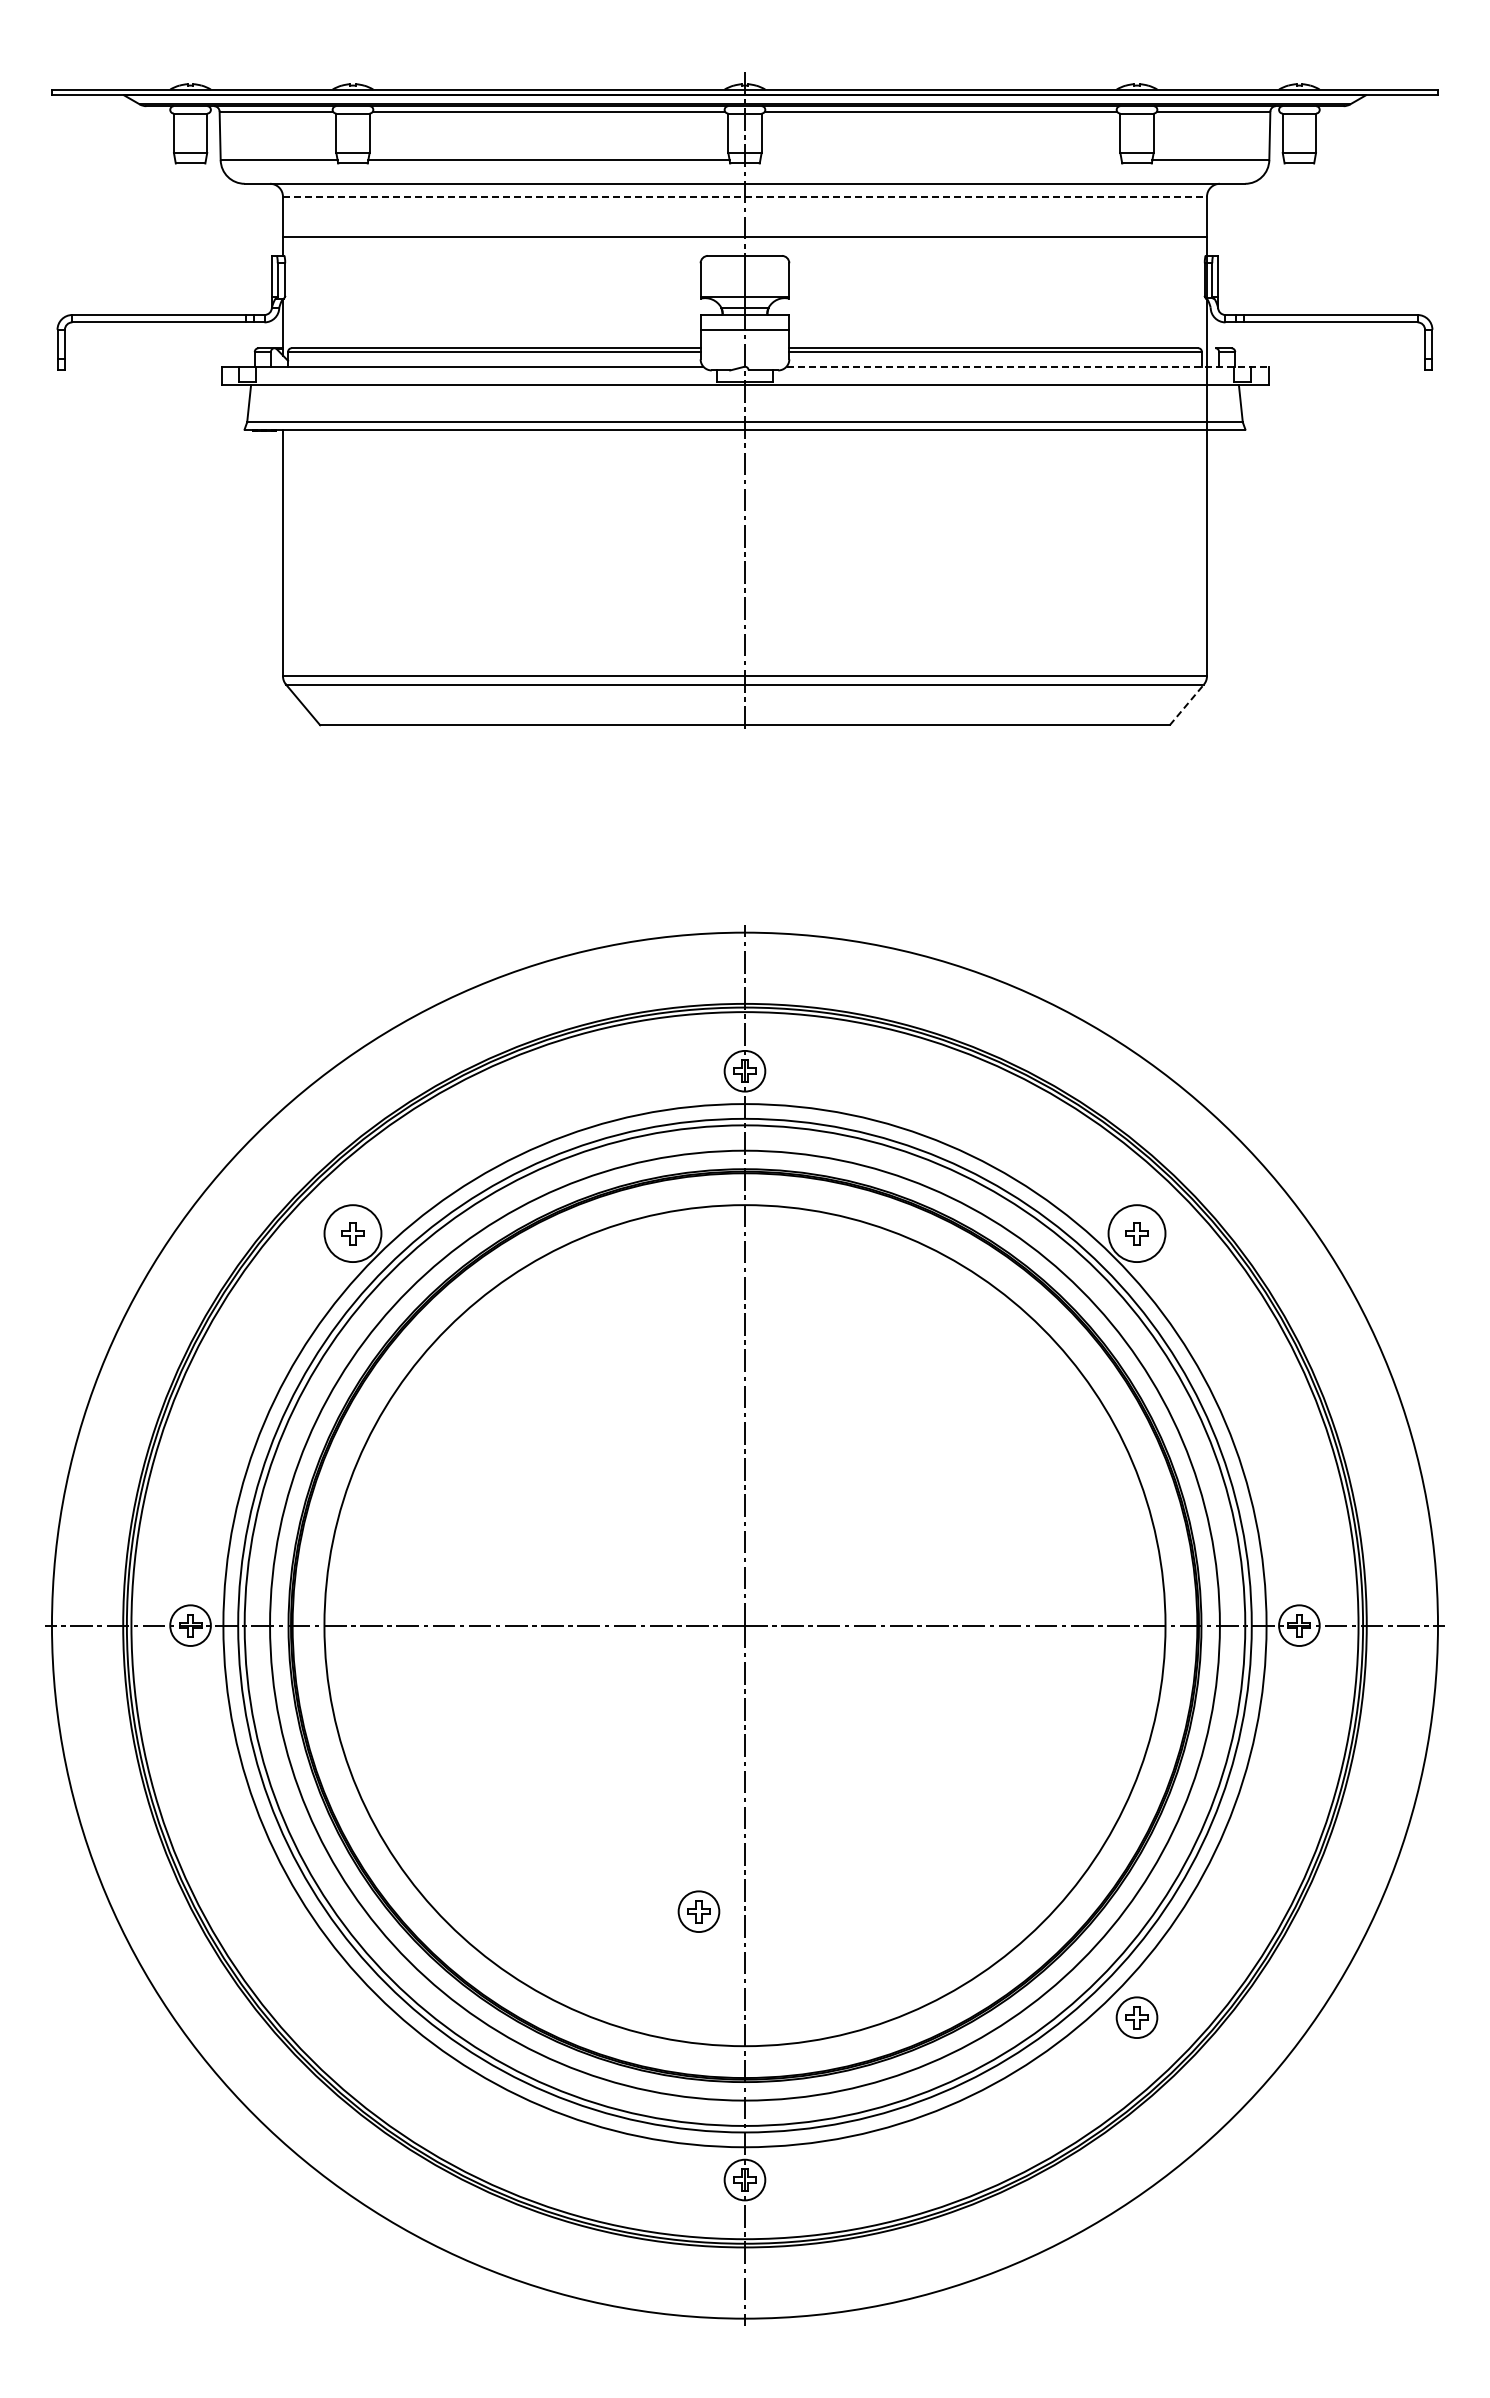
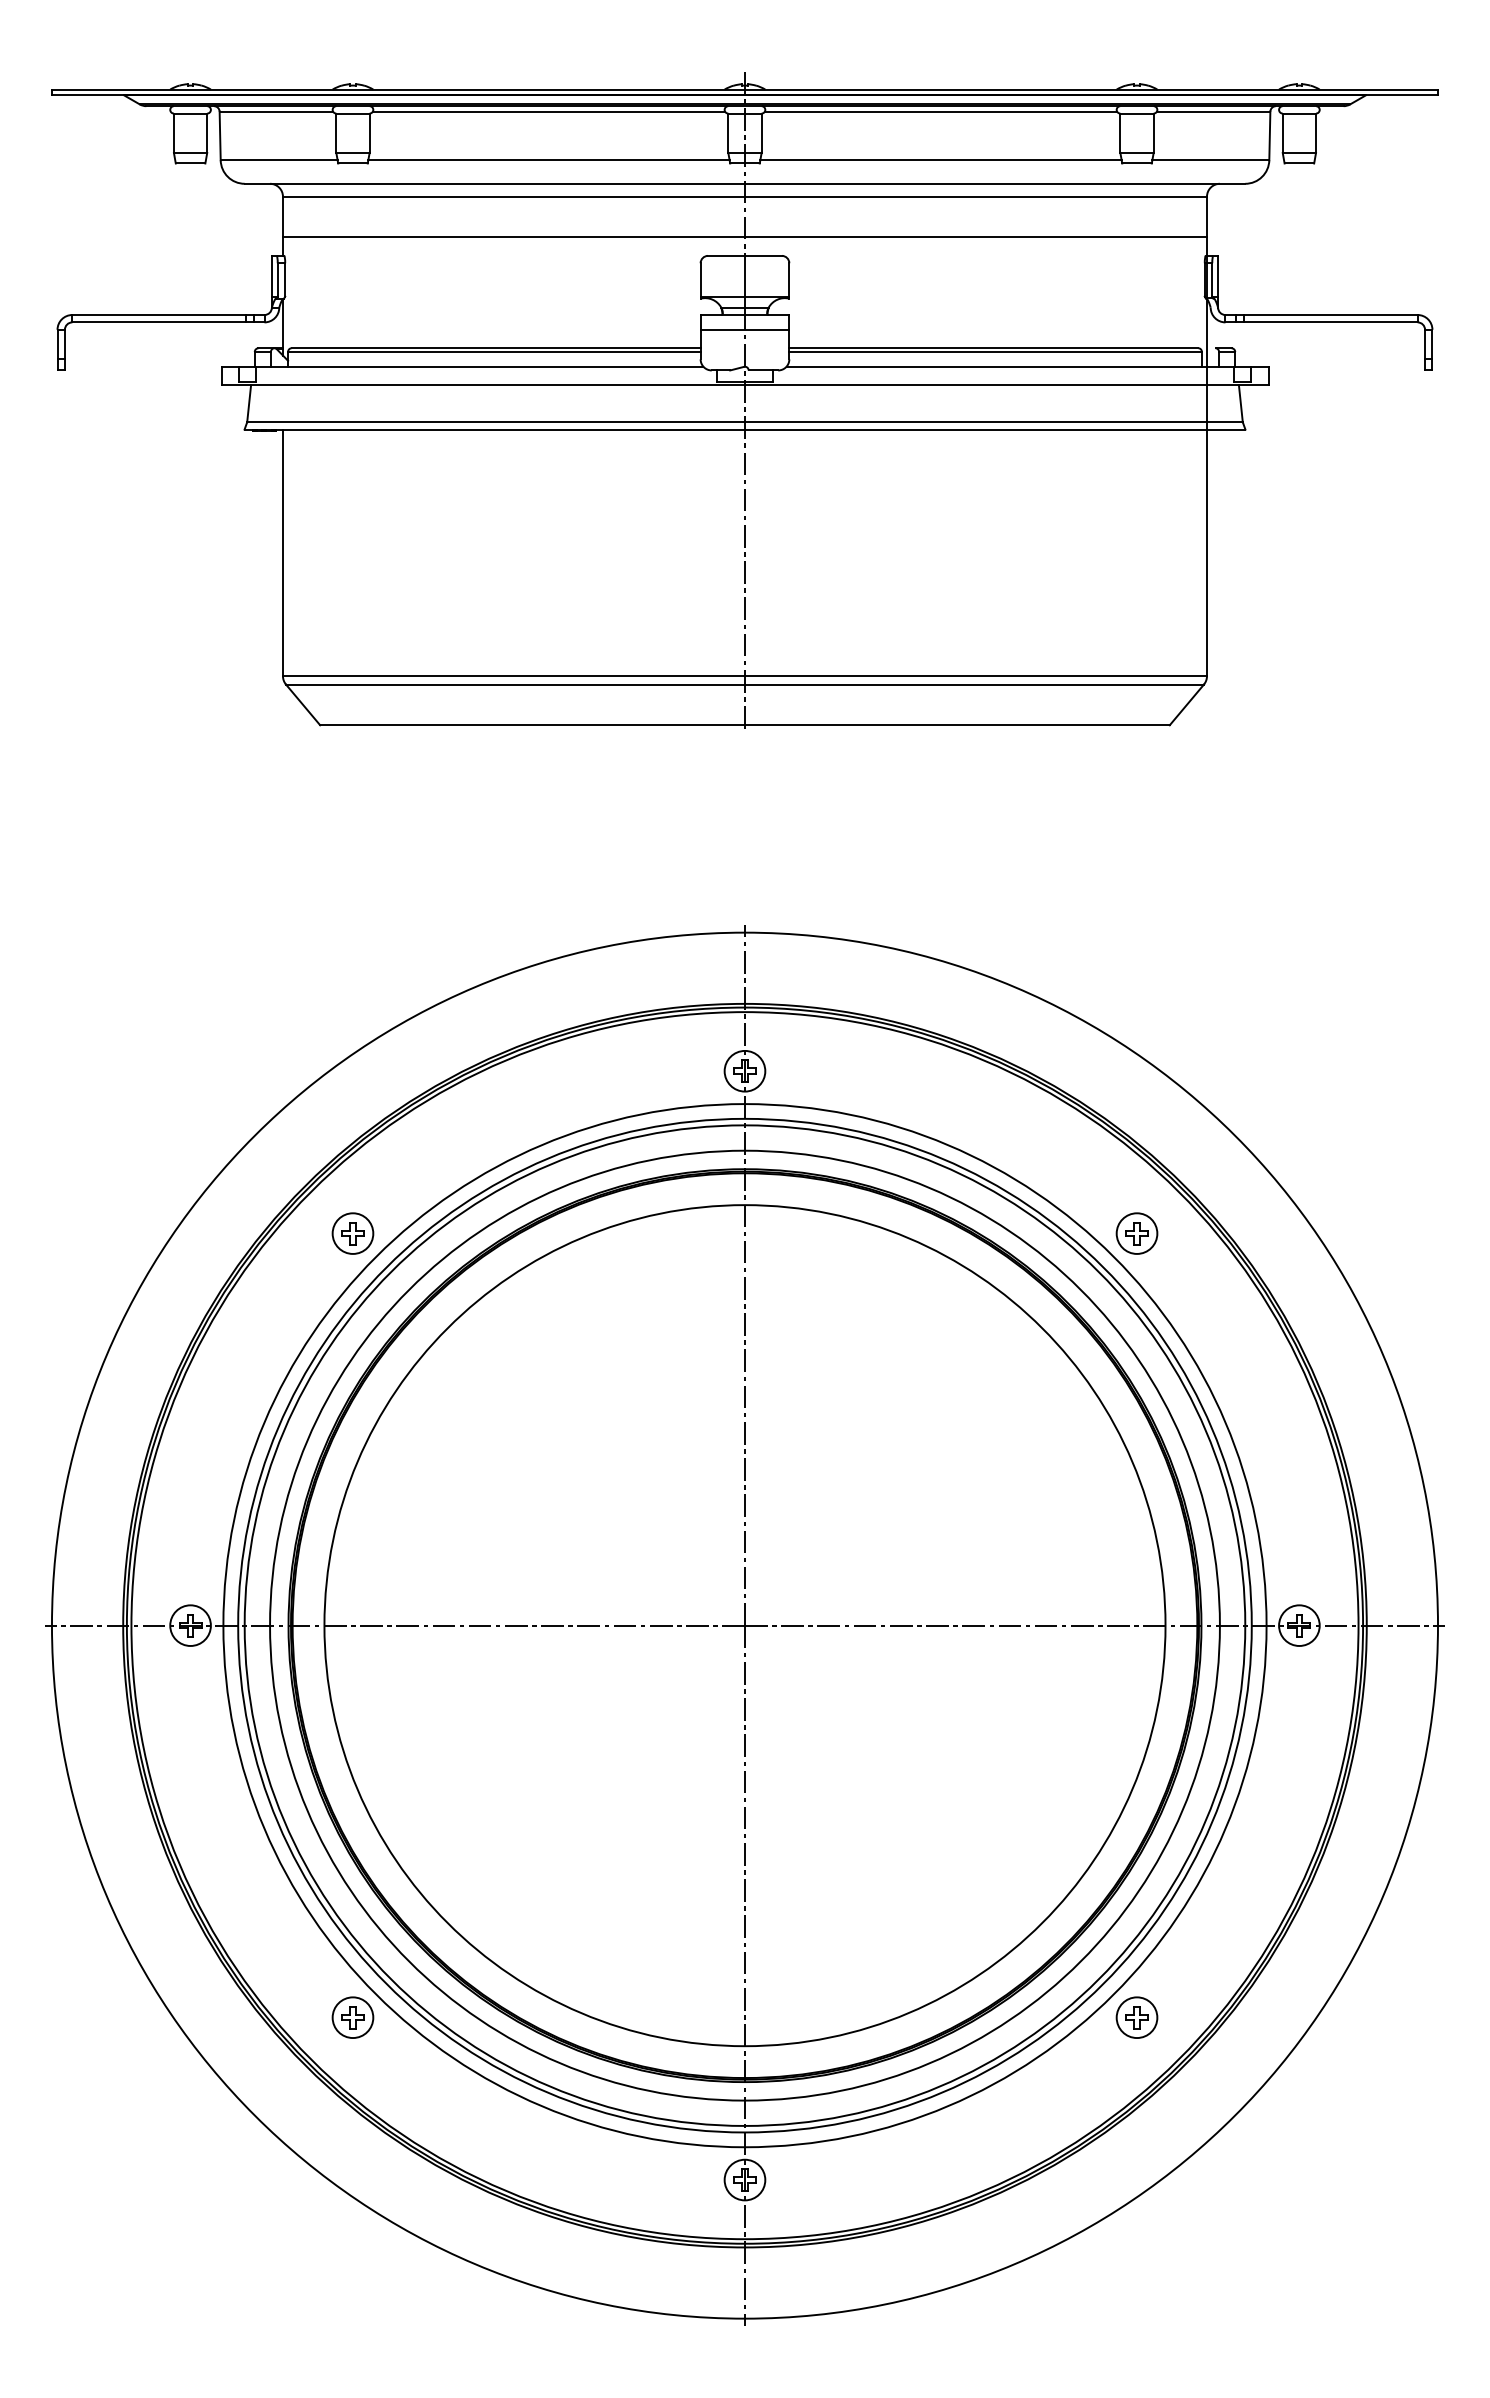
line: none -> present (940, 160)
line: dashed -> solid (745, 196)
line: dashed -> solid (1027, 366)
line: dashed -> solid (1186, 704)
circle diameter: 57 px -> 41 px (352, 1233)
circle diameter: 57 px -> 41 px (1136, 1233)
part position: (698, 1911) -> (352, 2017) (352, 2017)
